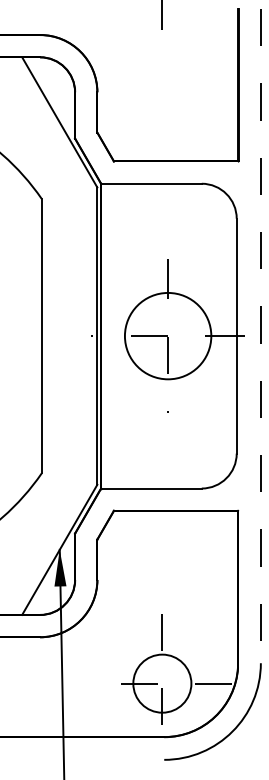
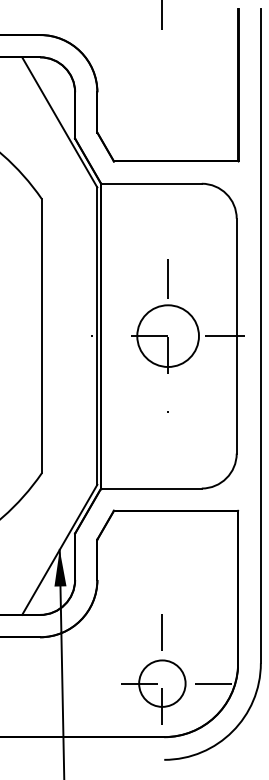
circle diameter: 86 px -> 62 px (167, 335)
line: dashed -> solid (260, 336)
circle diameter: 58 px -> 46 px (162, 683)
